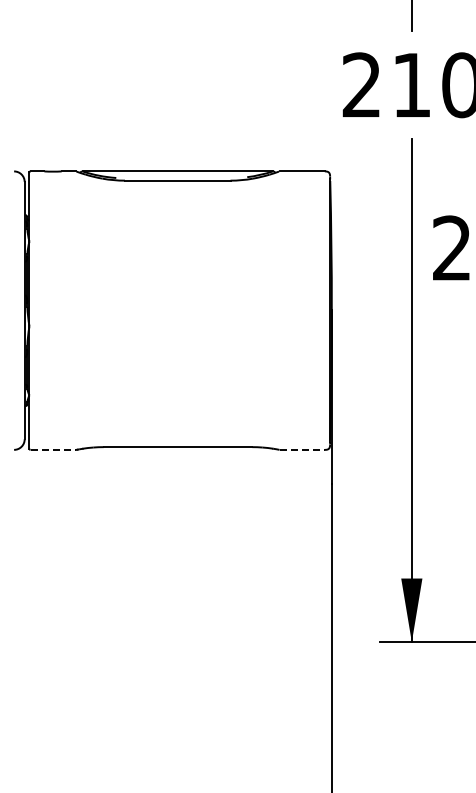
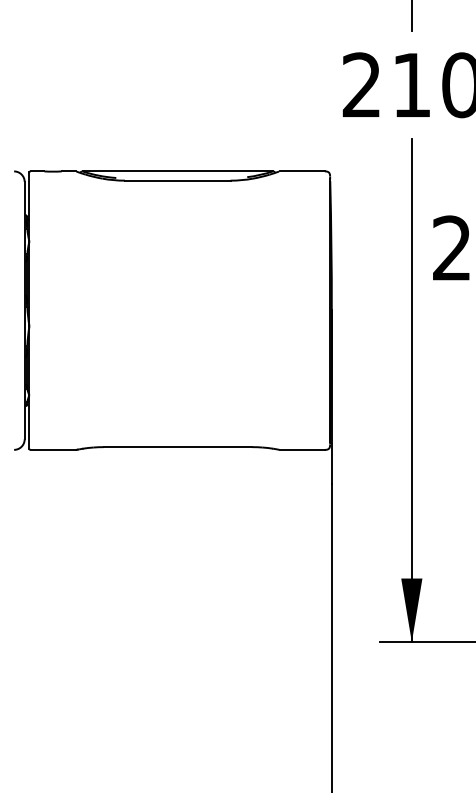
line: dashed -> solid (53, 449)
line: dashed -> solid (302, 449)
